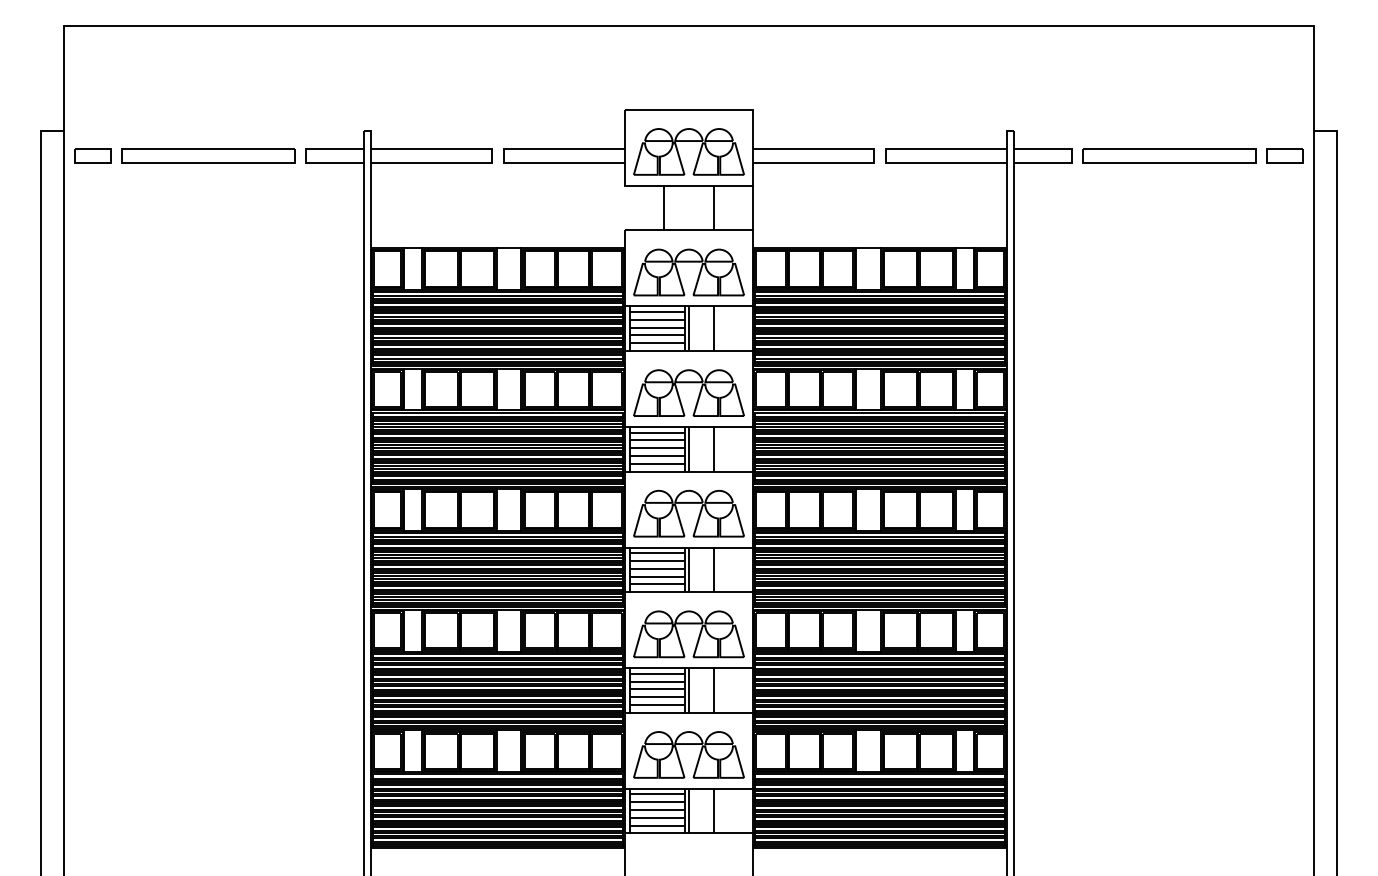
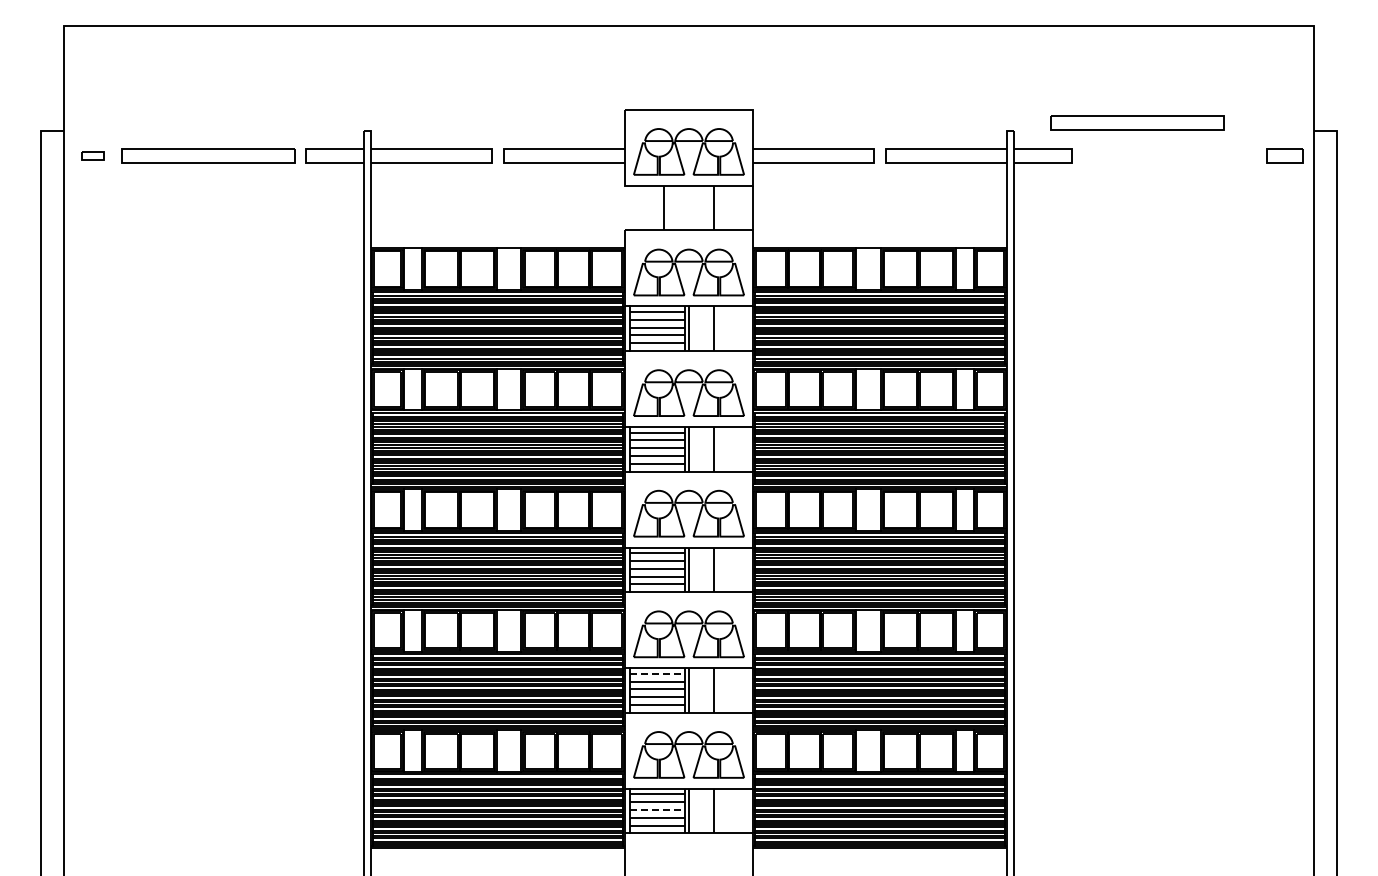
part size: 38x16 px -> 24x10 px (92, 155)
part position: (1169, 155) -> (1137, 122) (1137, 122)
line: solid -> dashed (657, 673)
line: solid -> dashed (657, 809)
